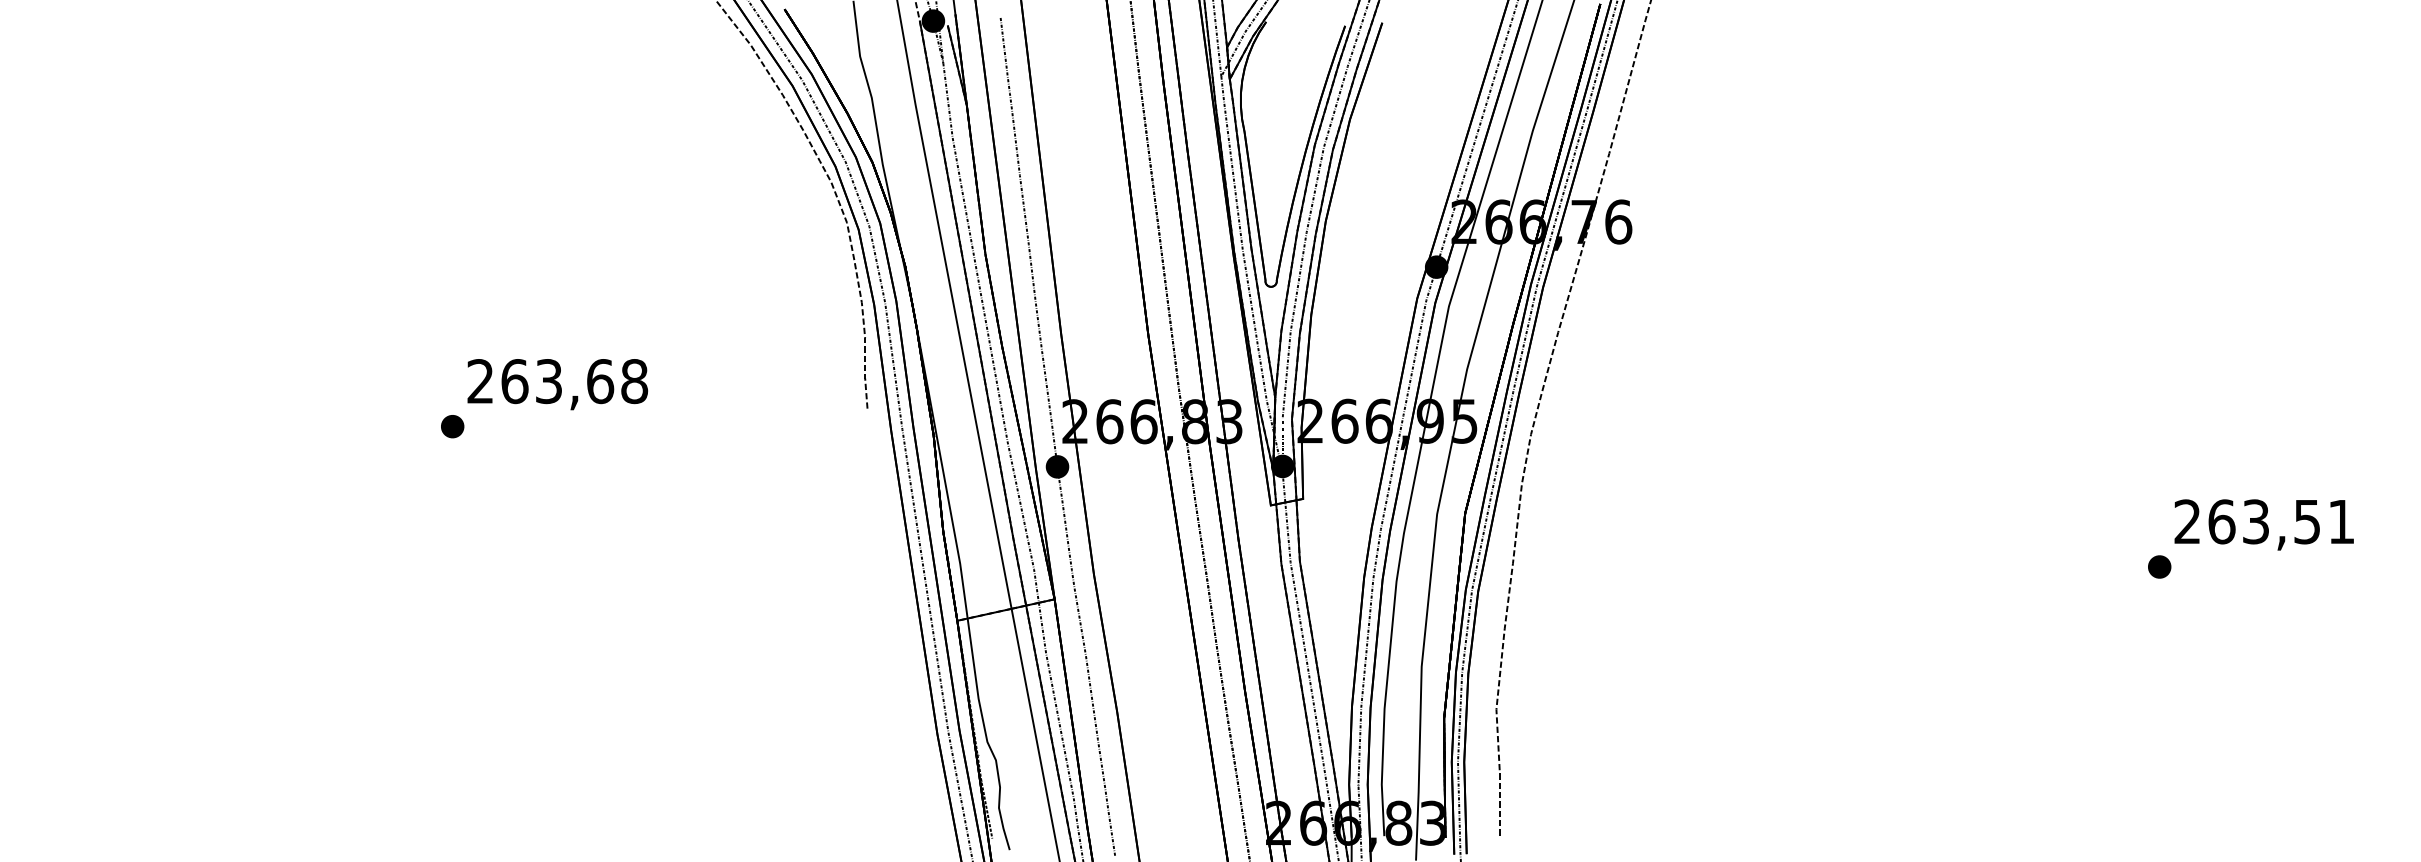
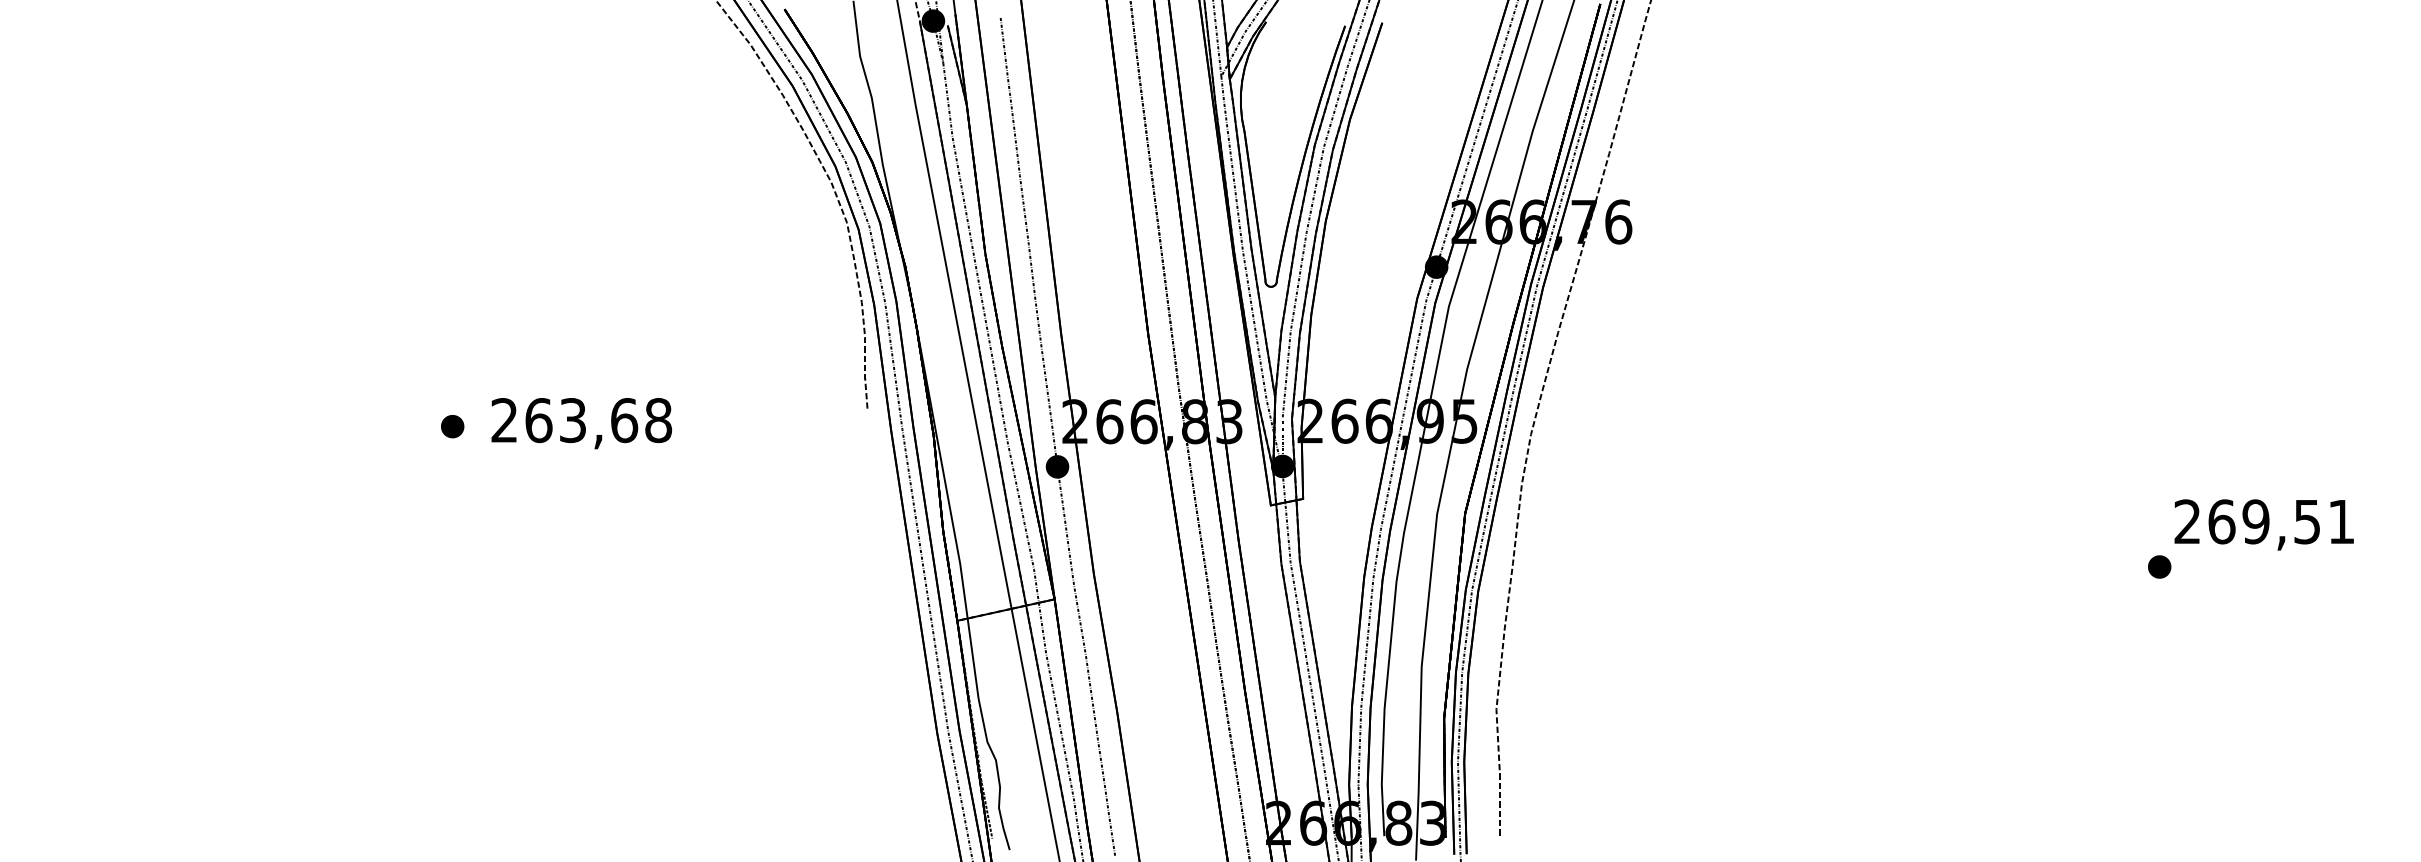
text position: (557, 384) -> (581, 423) (581, 423)
text: 263,51 -> 269,51 (2255, 521)
